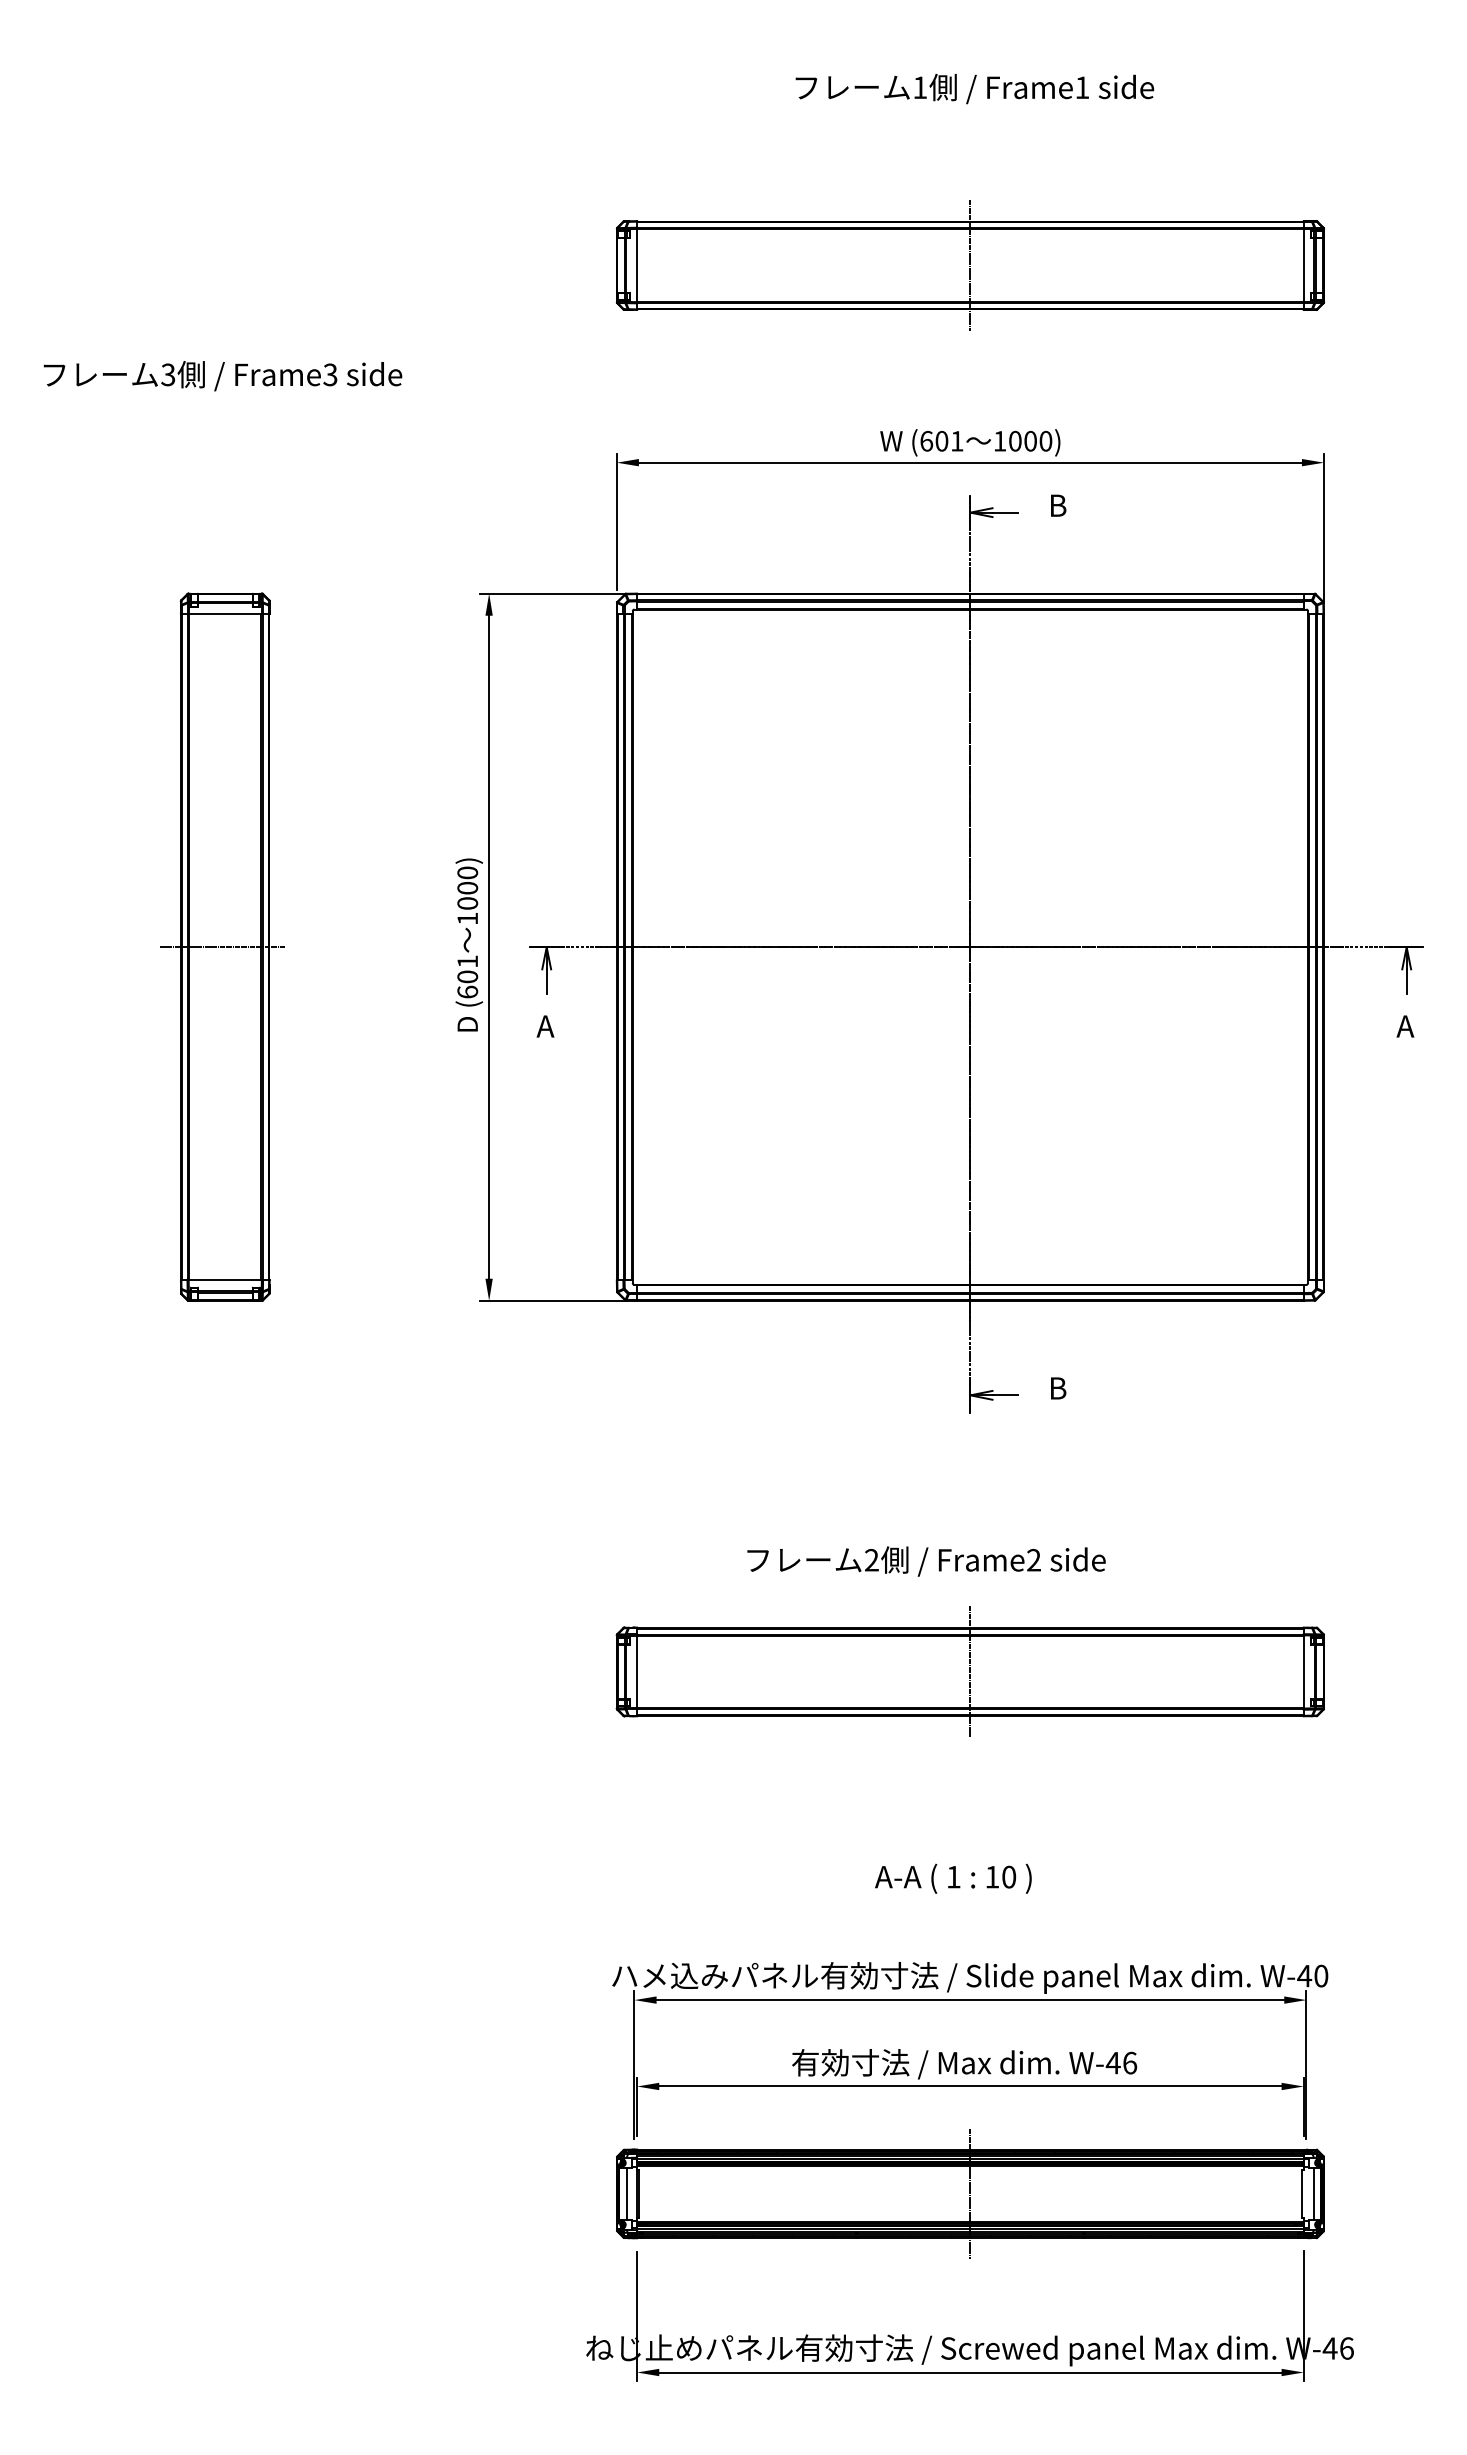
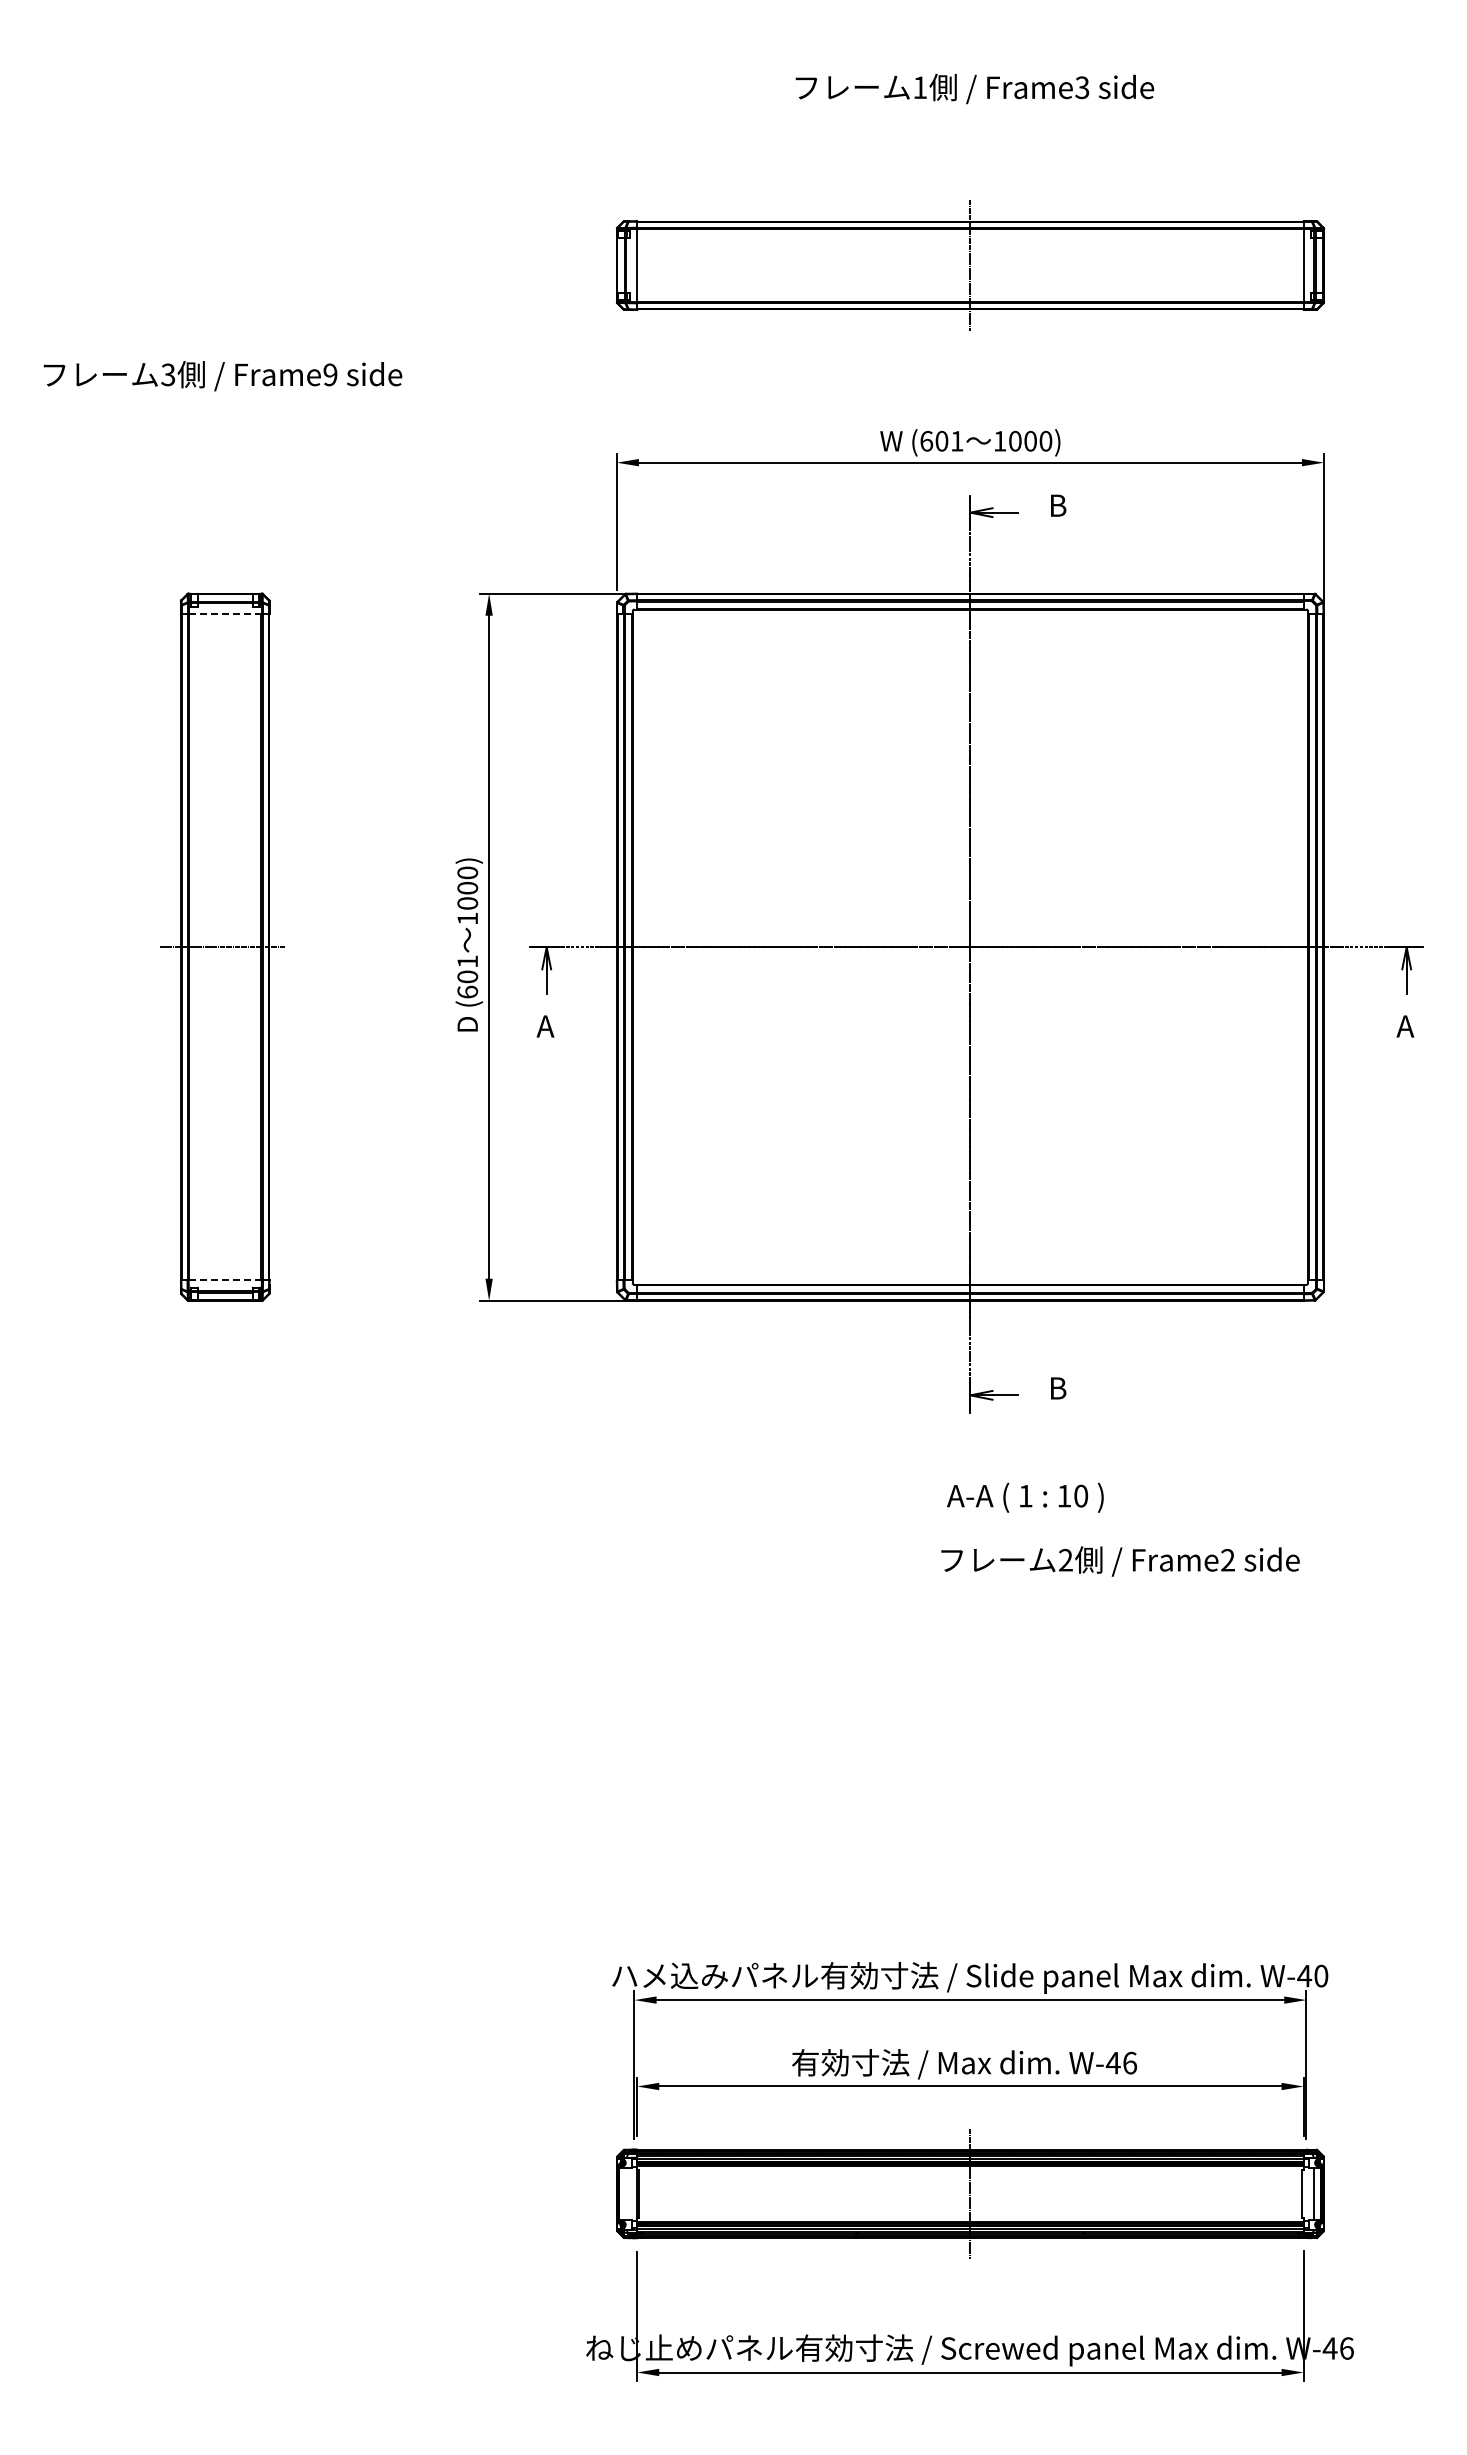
text: Frame1 -> Frame3 (1082, 87)
text: Frame3 -> Frame9 (330, 374)
line: solid -> dashed (224, 613)
line: solid -> dashed (225, 1280)
text position: (926, 1561) -> (1120, 1561) (1120, 1561)
part: present -> none (969, 1671)
text position: (953, 1878) -> (1025, 1497) (1025, 1497)
line: present -> none (626, 2193)
